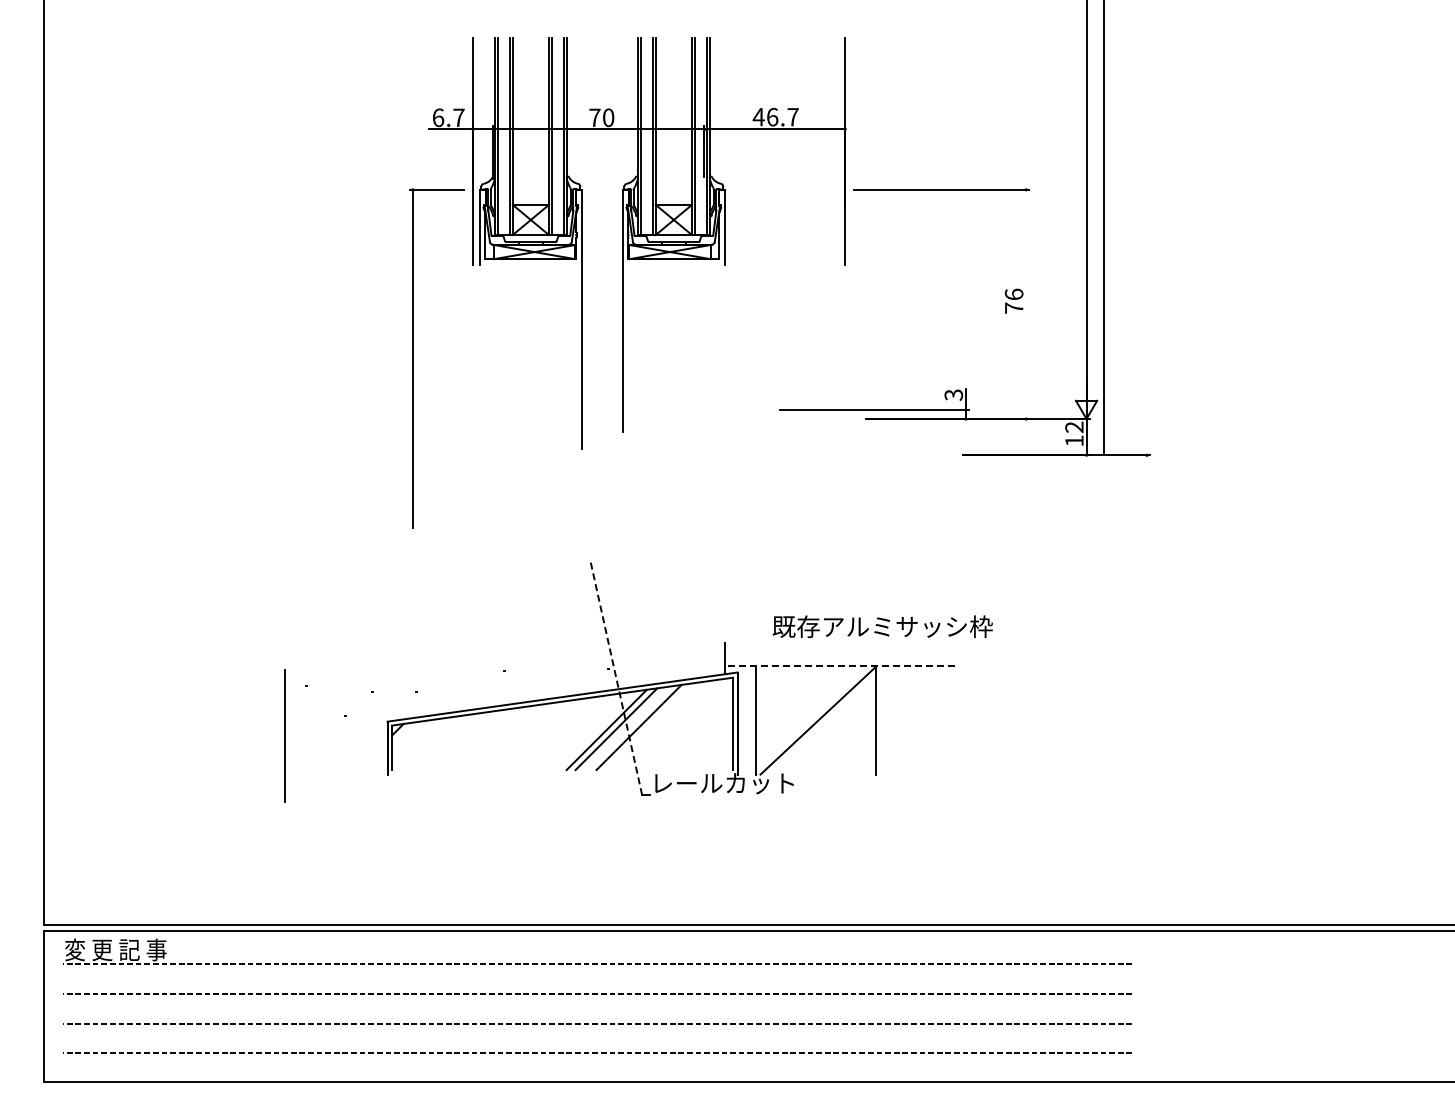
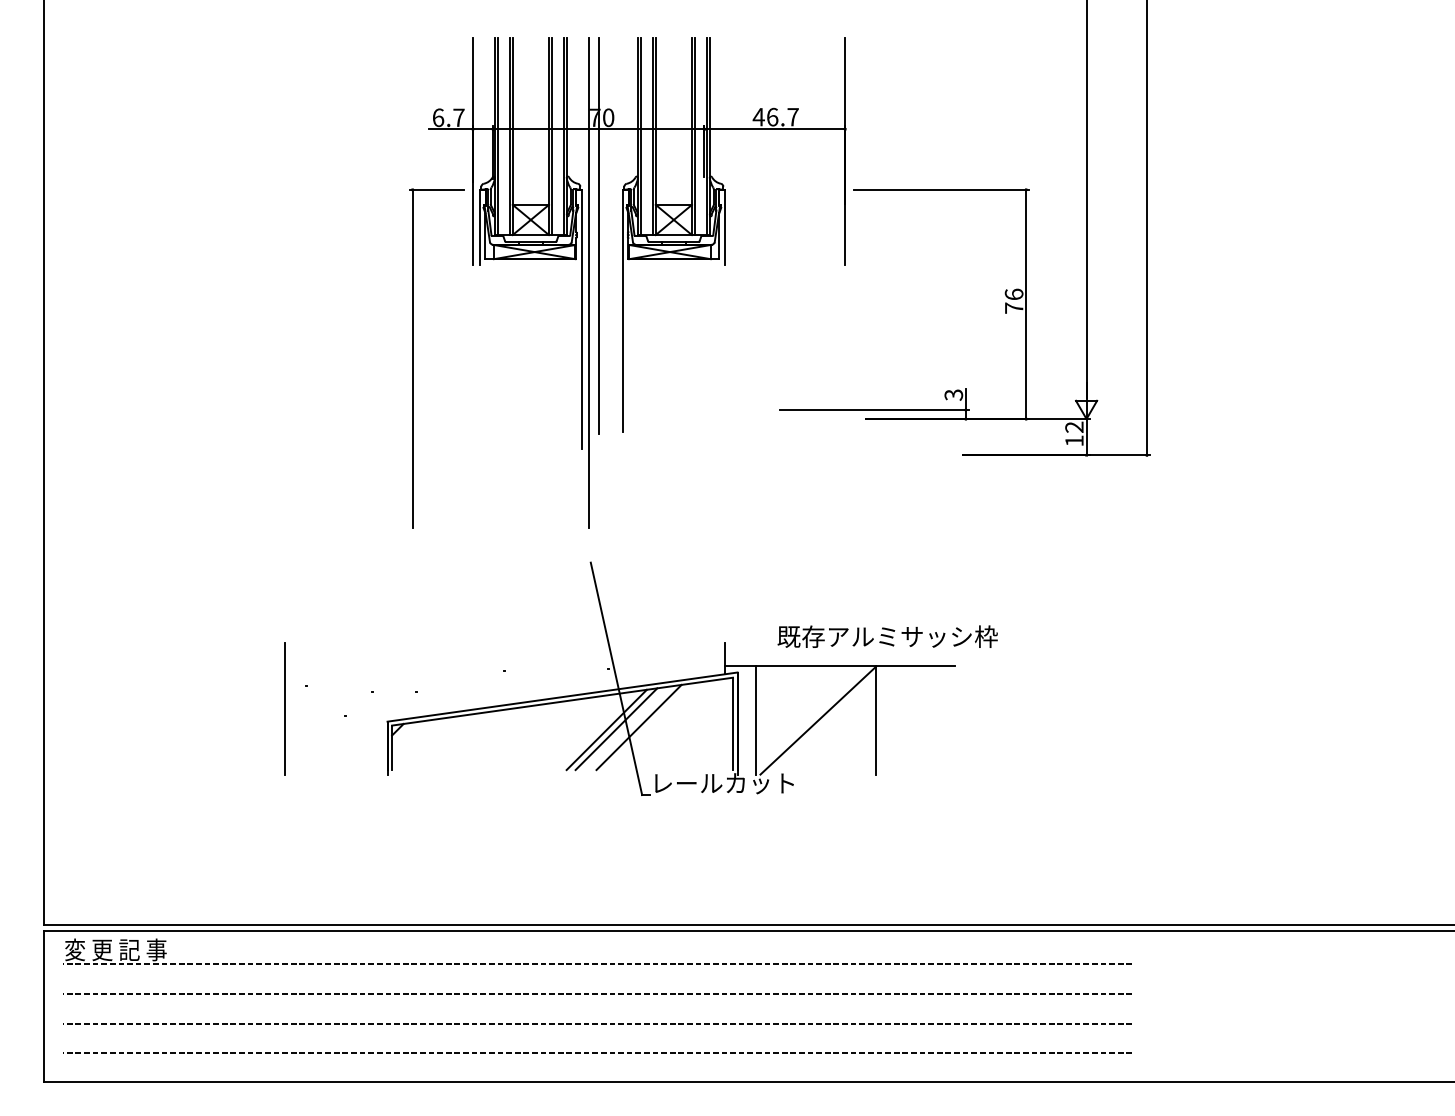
line position: (1103, 228) -> (1146, 228) (1146, 228)
line: none -> present (599, 236)
line: none -> present (588, 282)
line: none -> present (1026, 304)
text position: (882, 626) -> (887, 636) (887, 636)
line: dashed -> solid (840, 666)
line: dashed -> solid (616, 679)
line position: (284, 735) -> (284, 708) (284, 708)
